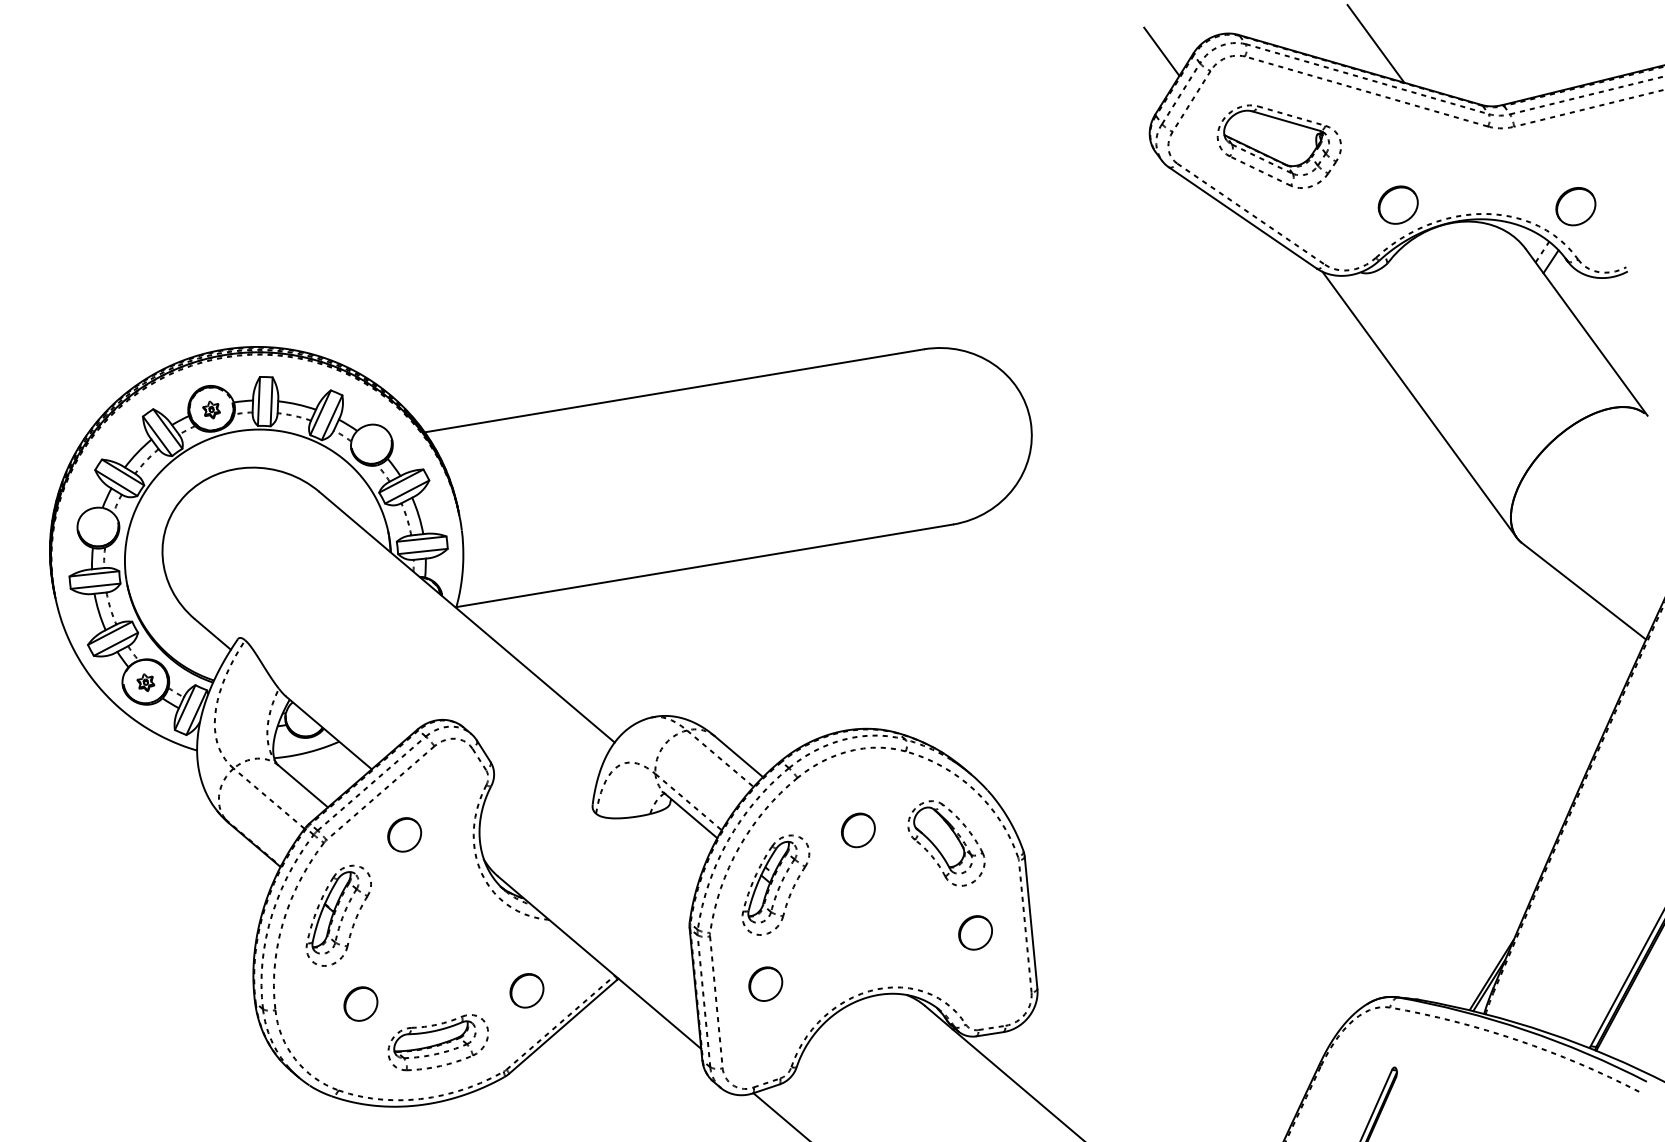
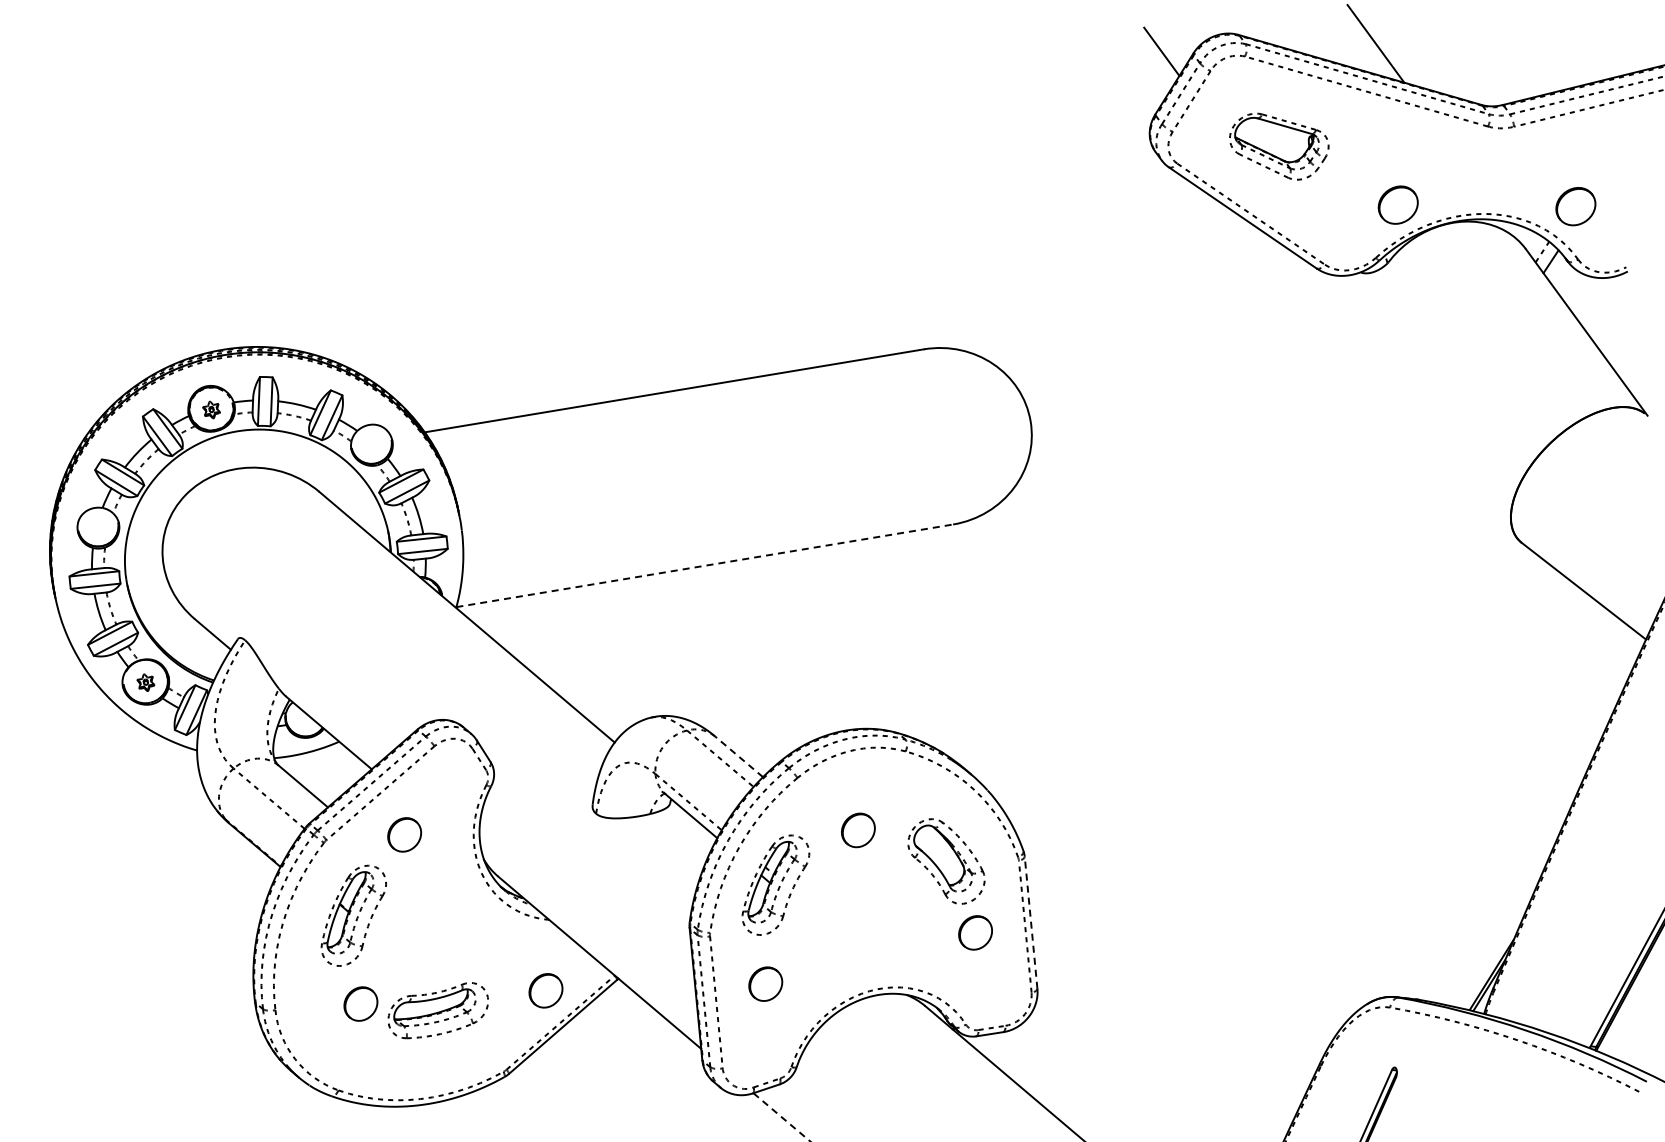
part size: 126x85 px -> 101x69 px (1279, 146)
line: present -> none (1419, 404)
line: solid -> dashed (704, 565)
line: solid -> dashed (739, 756)
part position: (946, 843) -> (946, 861) (946, 861)
part position: (338, 915) -> (353, 915) (353, 915)
line: solid -> dashed (1031, 922)
part position: (526, 990) -> (545, 990) (545, 990)
part position: (437, 1042) -> (437, 1010) (437, 1010)
line: solid -> dashed (782, 1117)
